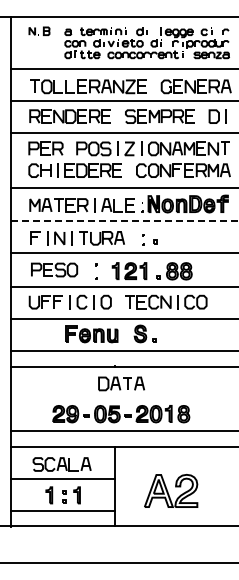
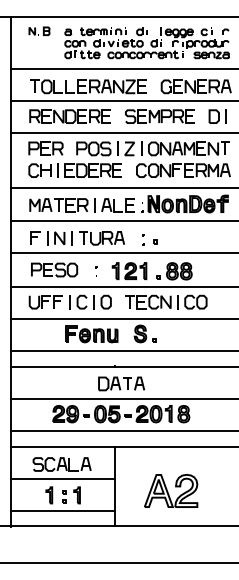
line: dashed -> solid (124, 220)
part size: 3x17 px -> 3x11 px (96, 271)
line: none -> present (123, 398)
